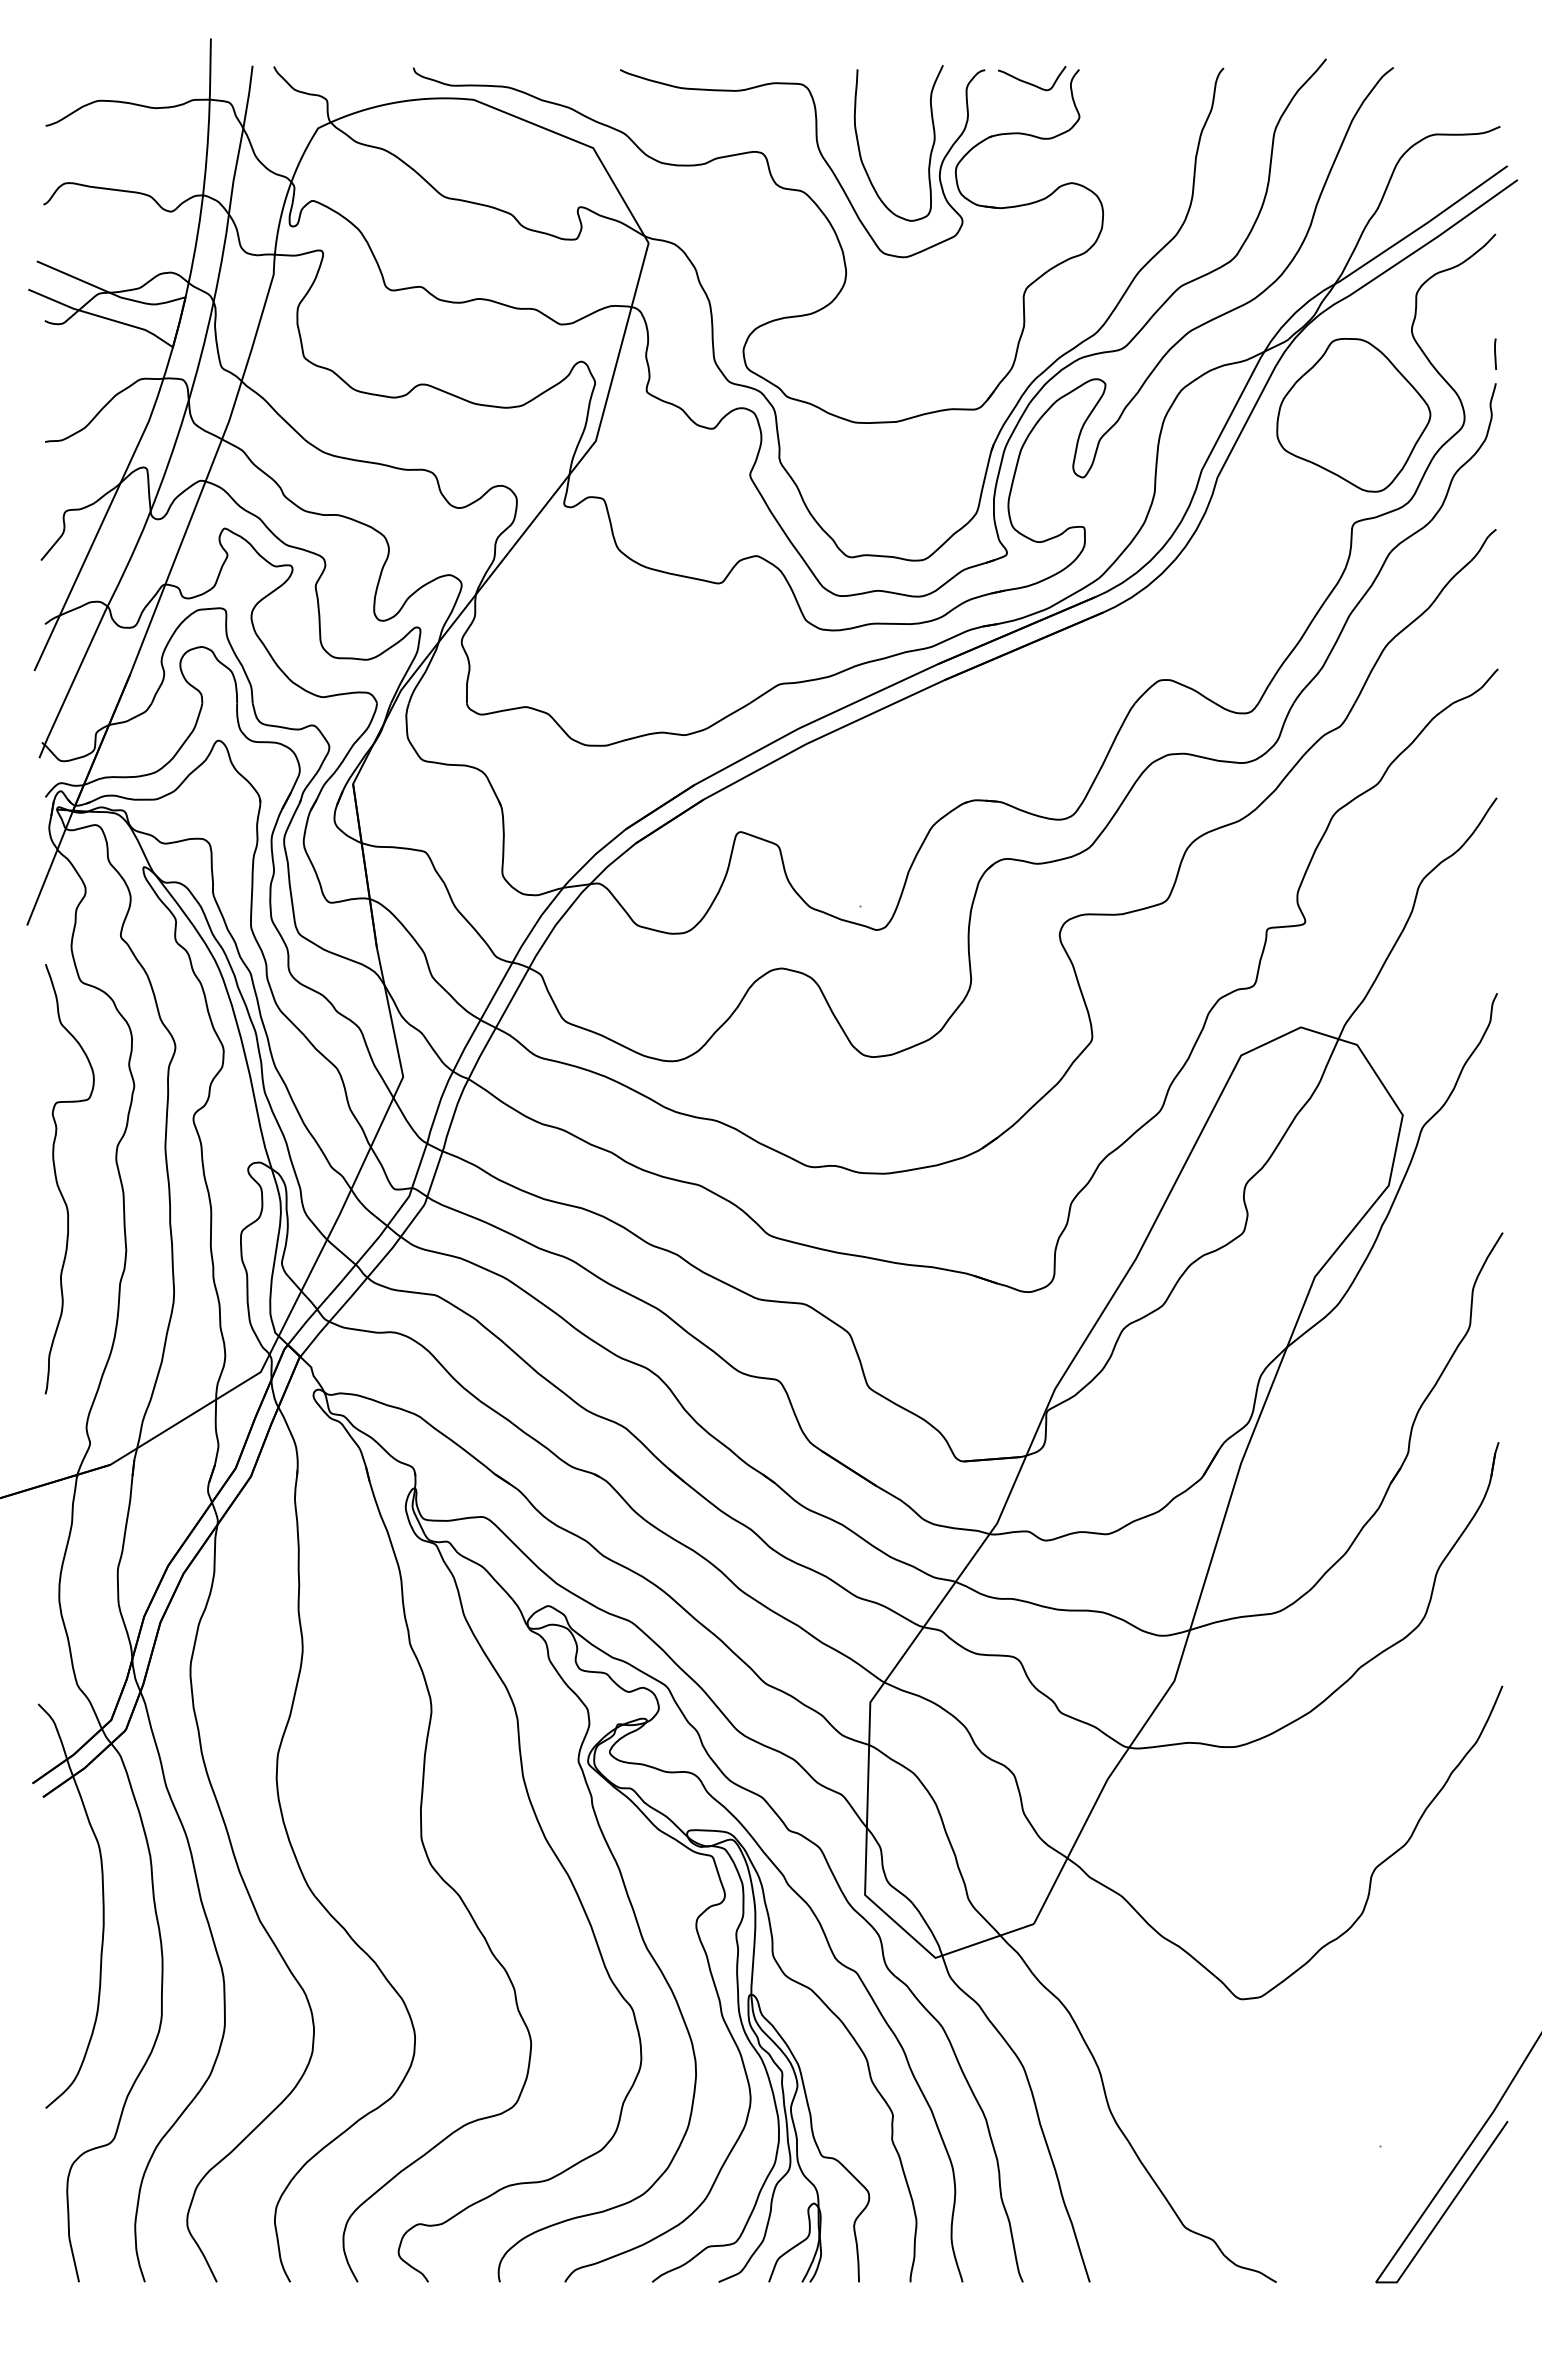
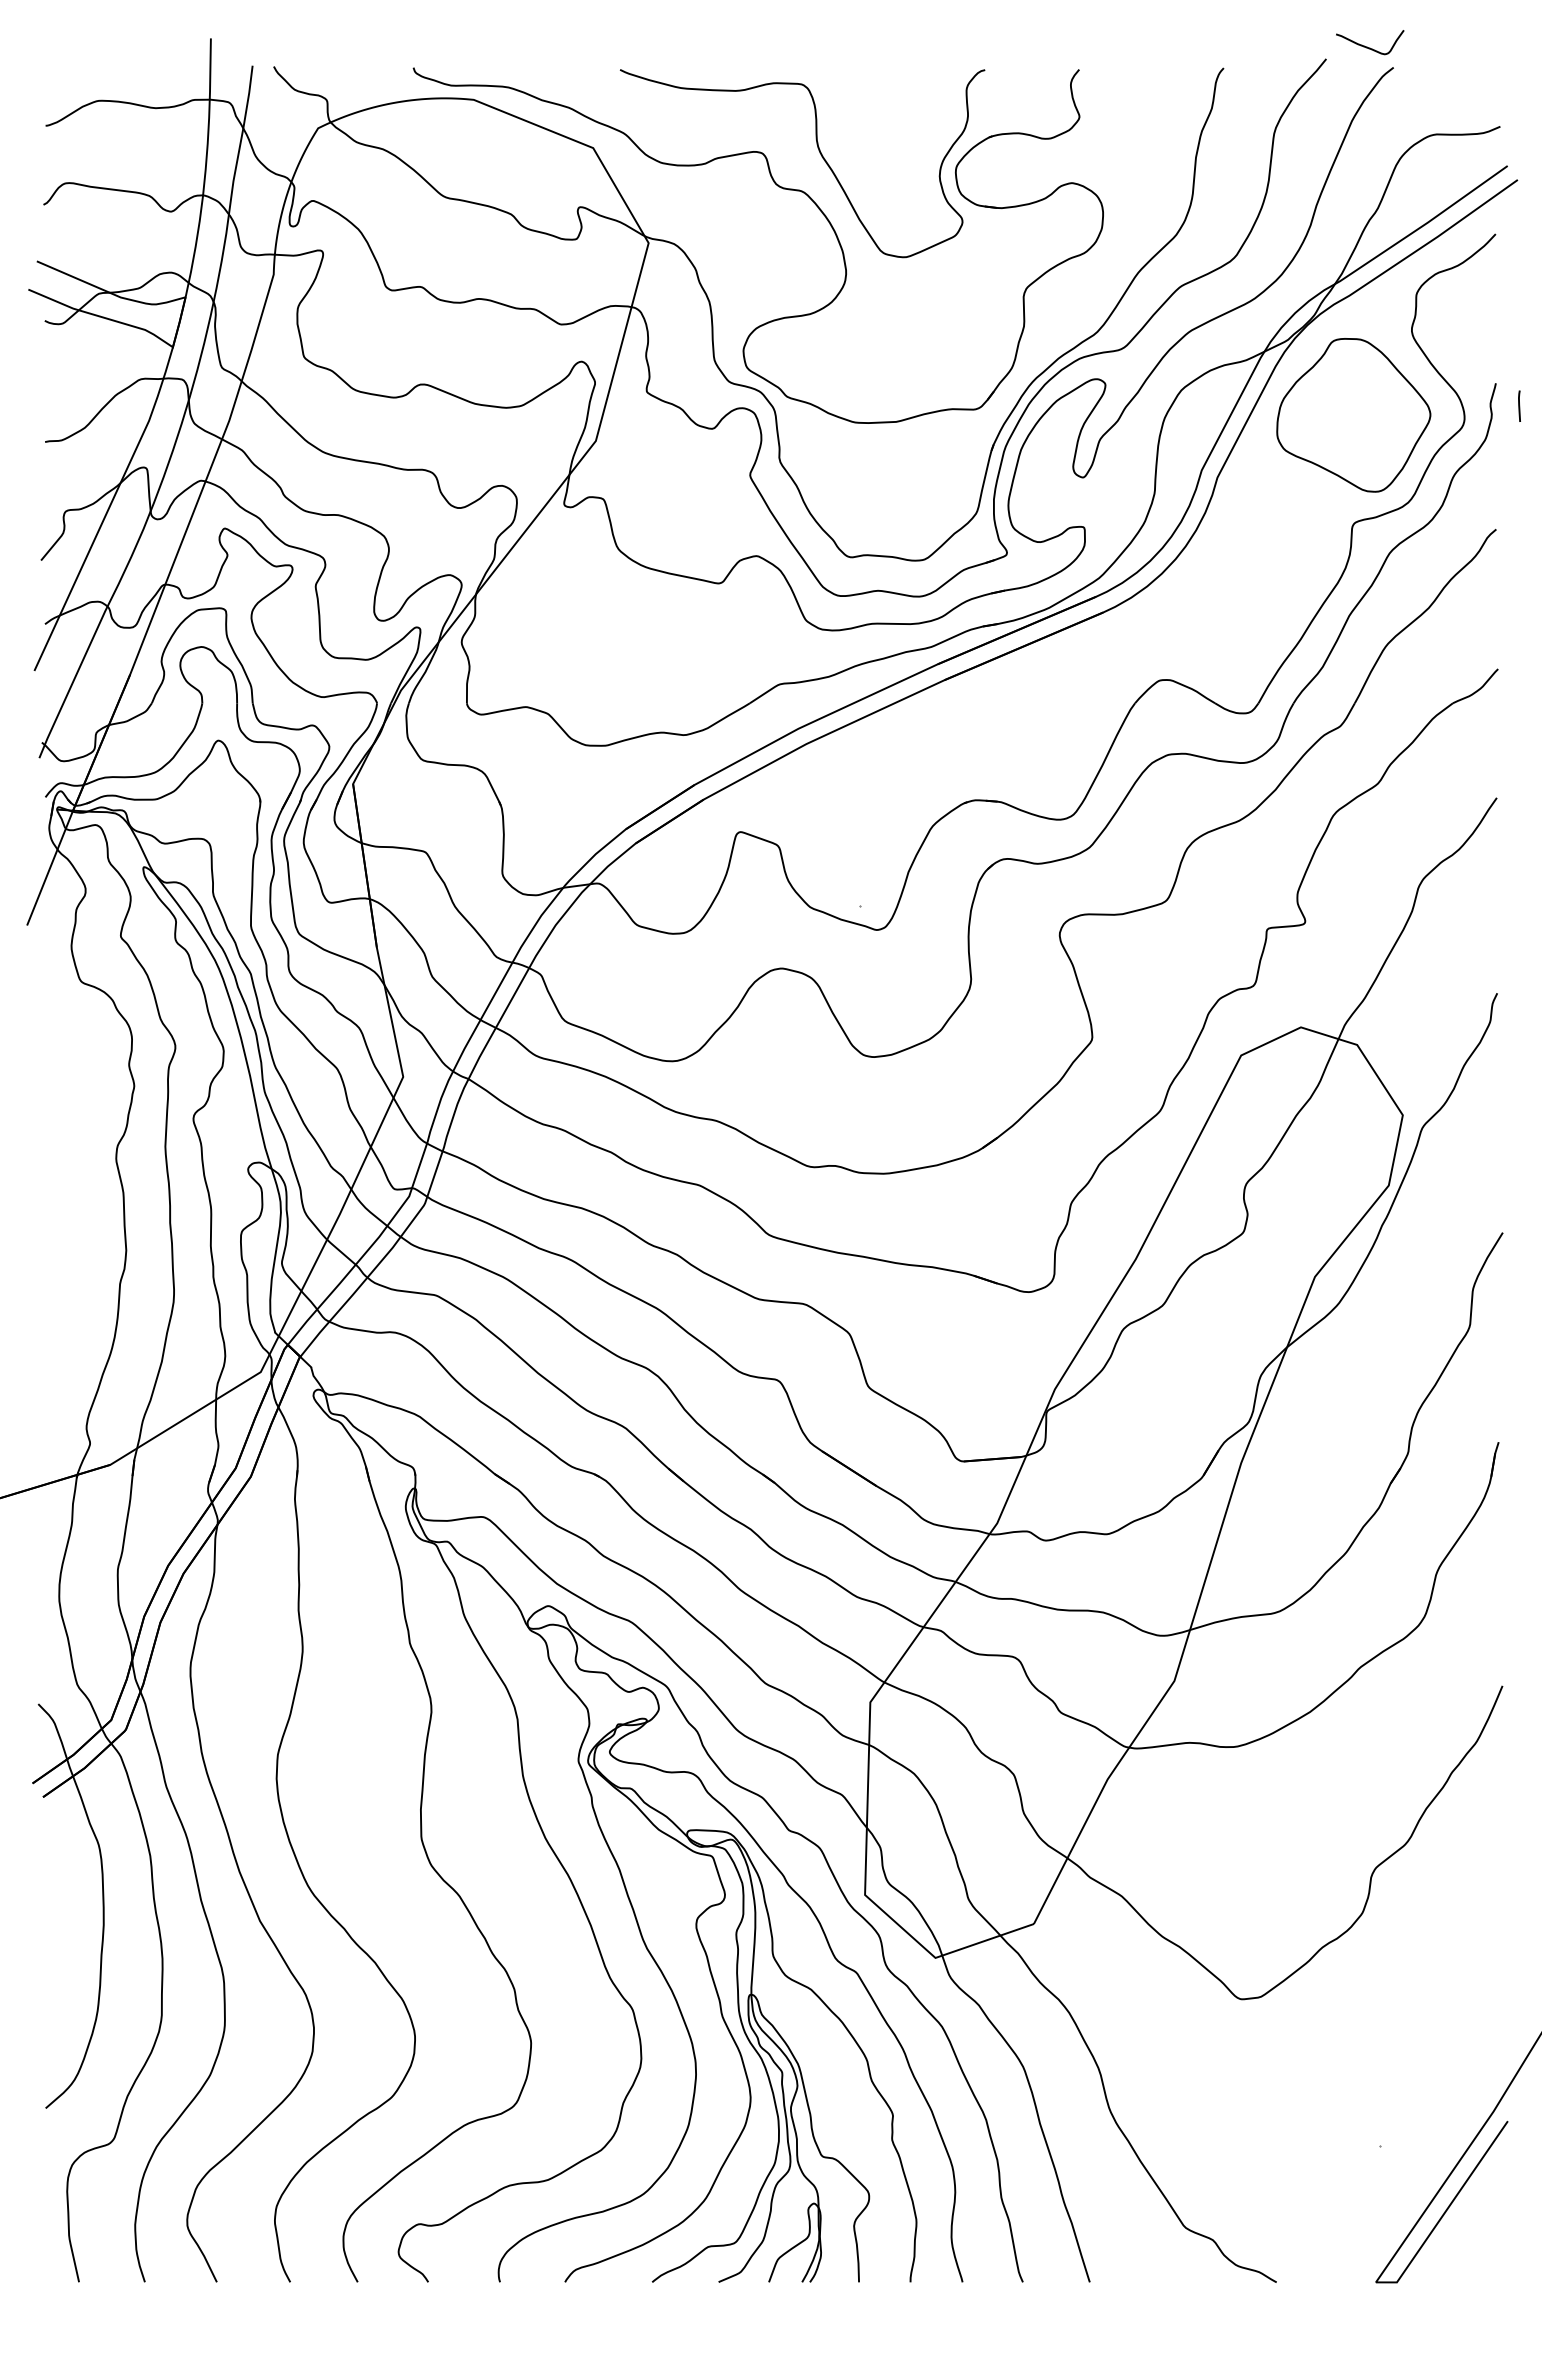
curve position: (1029, 82) -> (1367, 46) (1367, 46)
curve: present -> none (930, 151)
line position: (1495, 353) -> (1519, 405) (1519, 405)
curve: present -> none (58, 1183)
